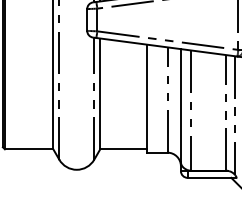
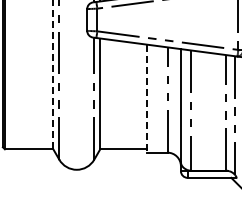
line: solid -> dashed (53, 74)
line: solid -> dashed (147, 98)
